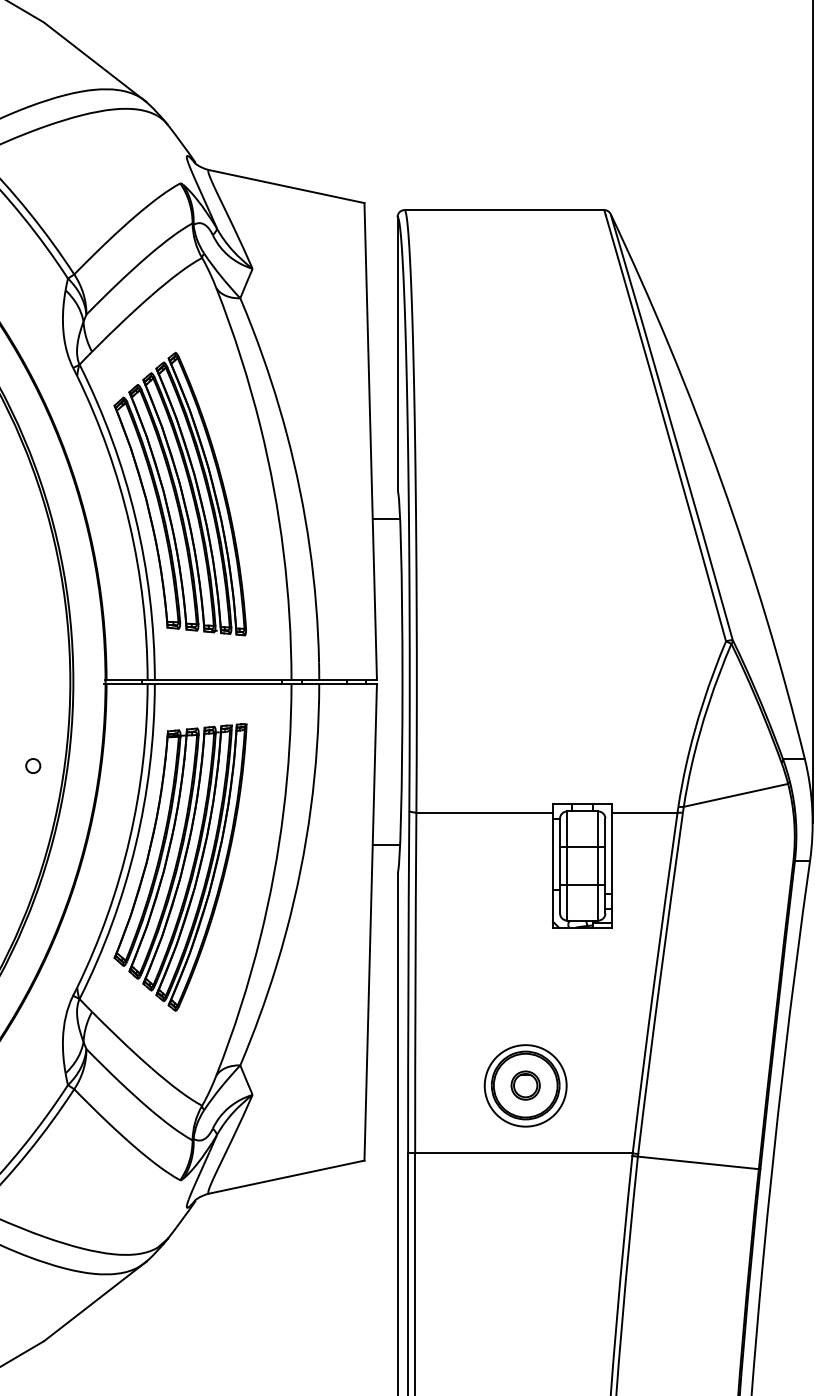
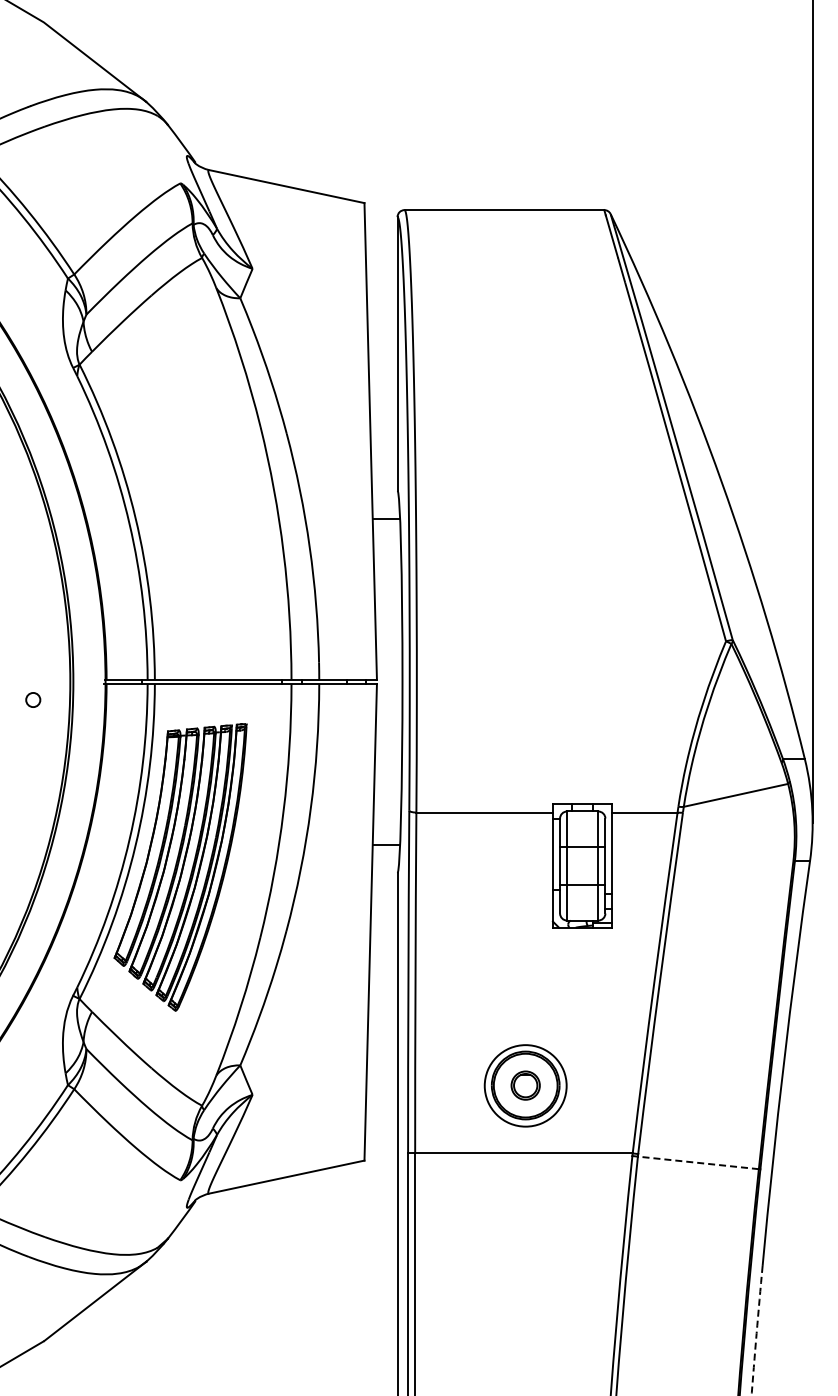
part: present -> none (179, 493)
circle position: (33, 765) -> (33, 699) (33, 699)
line: solid -> dashed (698, 1162)
arc: solid -> dashed (756, 1331)
